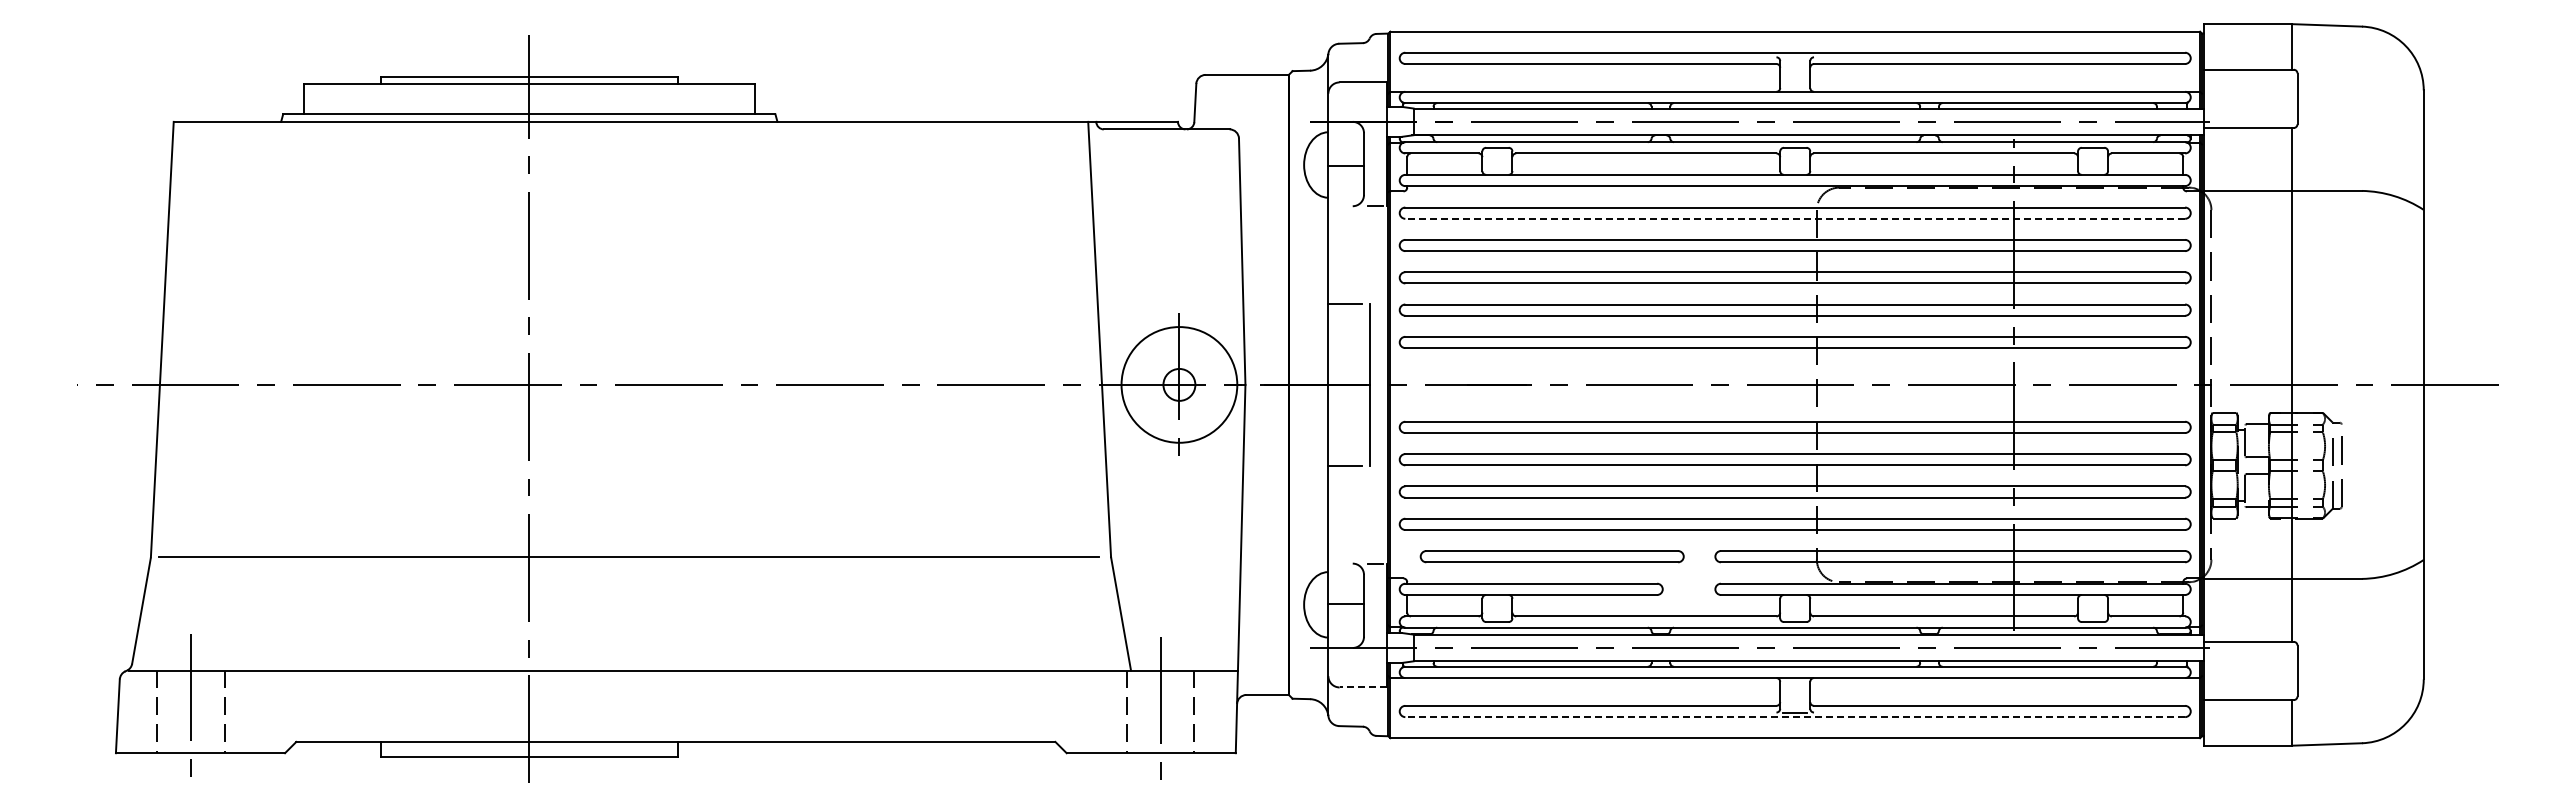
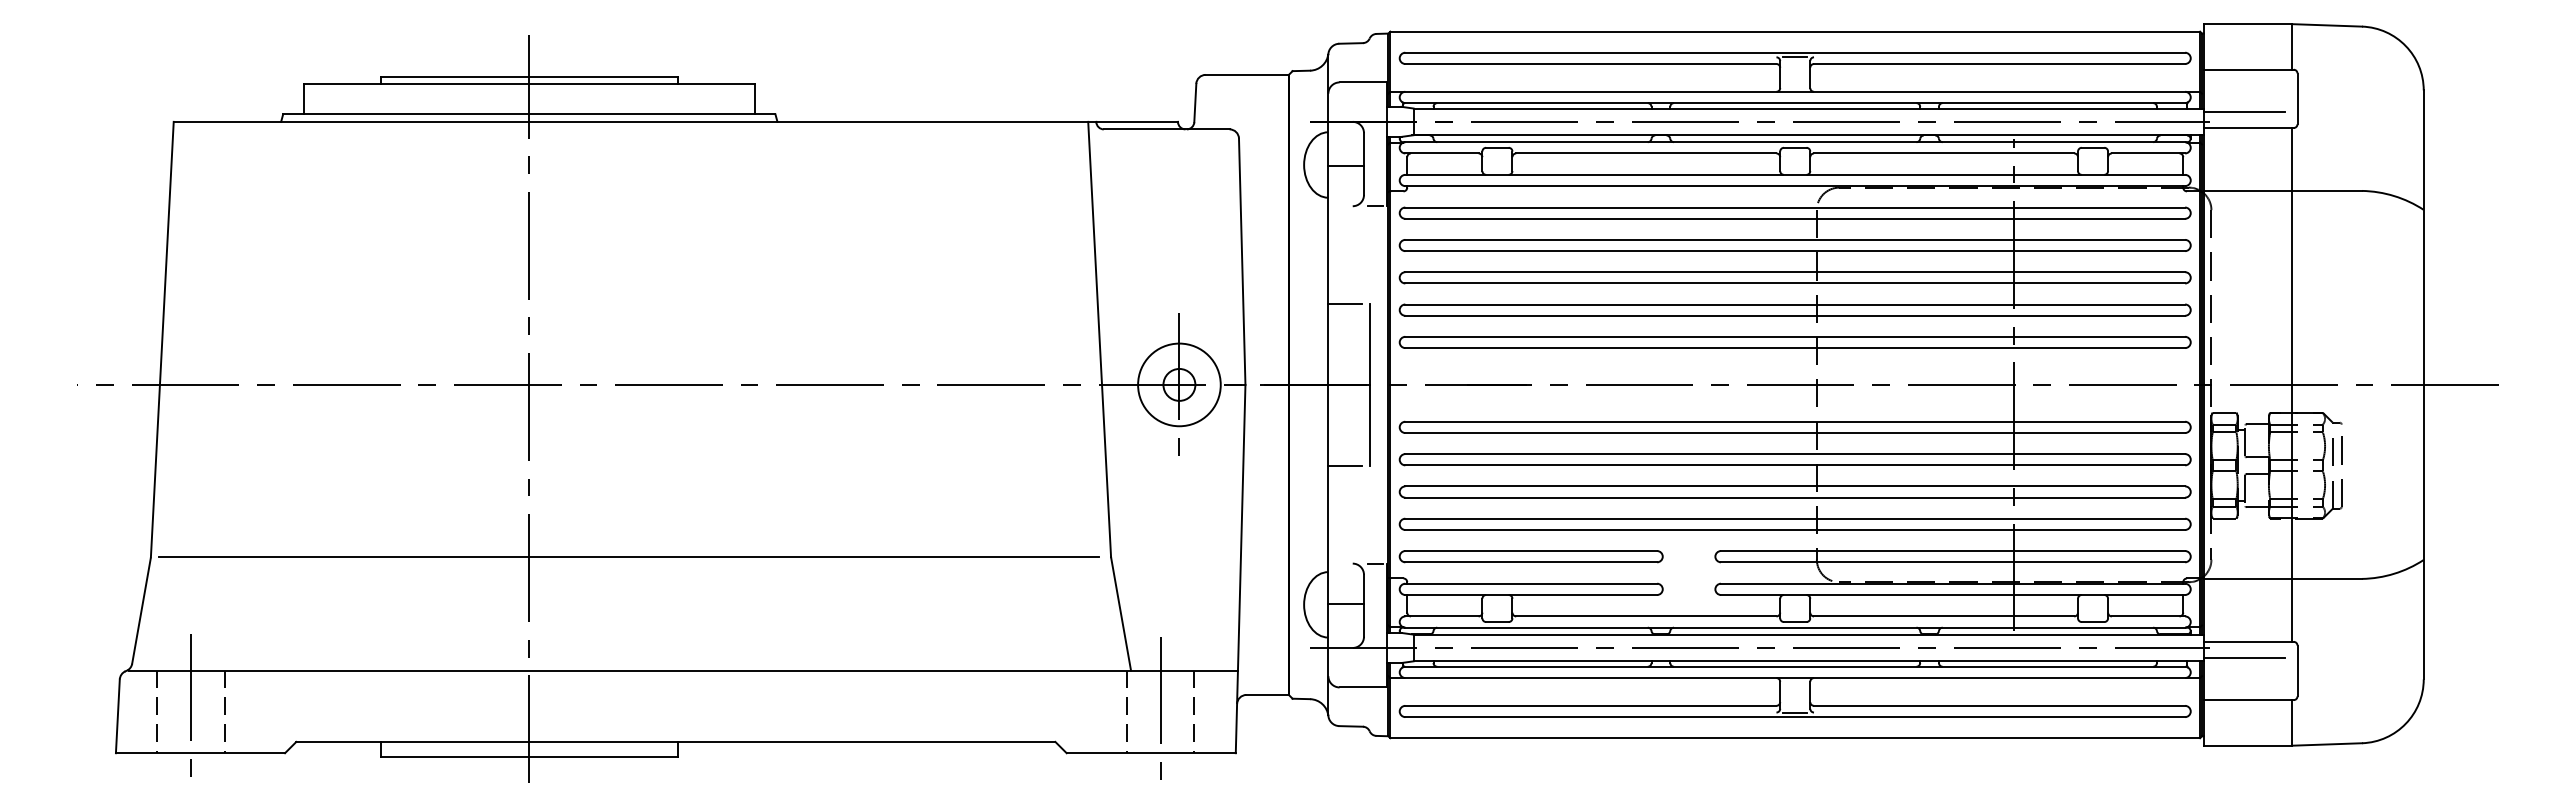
line: none -> present (1795, 57)
line: none -> present (2243, 111)
line: dashed -> solid (1795, 218)
circle diameter: 116 px -> 83 px (1179, 384)
part position: (1551, 556) -> (1530, 556) (1530, 556)
line: none -> present (2243, 658)
line: dashed -> solid (1362, 687)
line: dashed -> solid (1795, 717)
